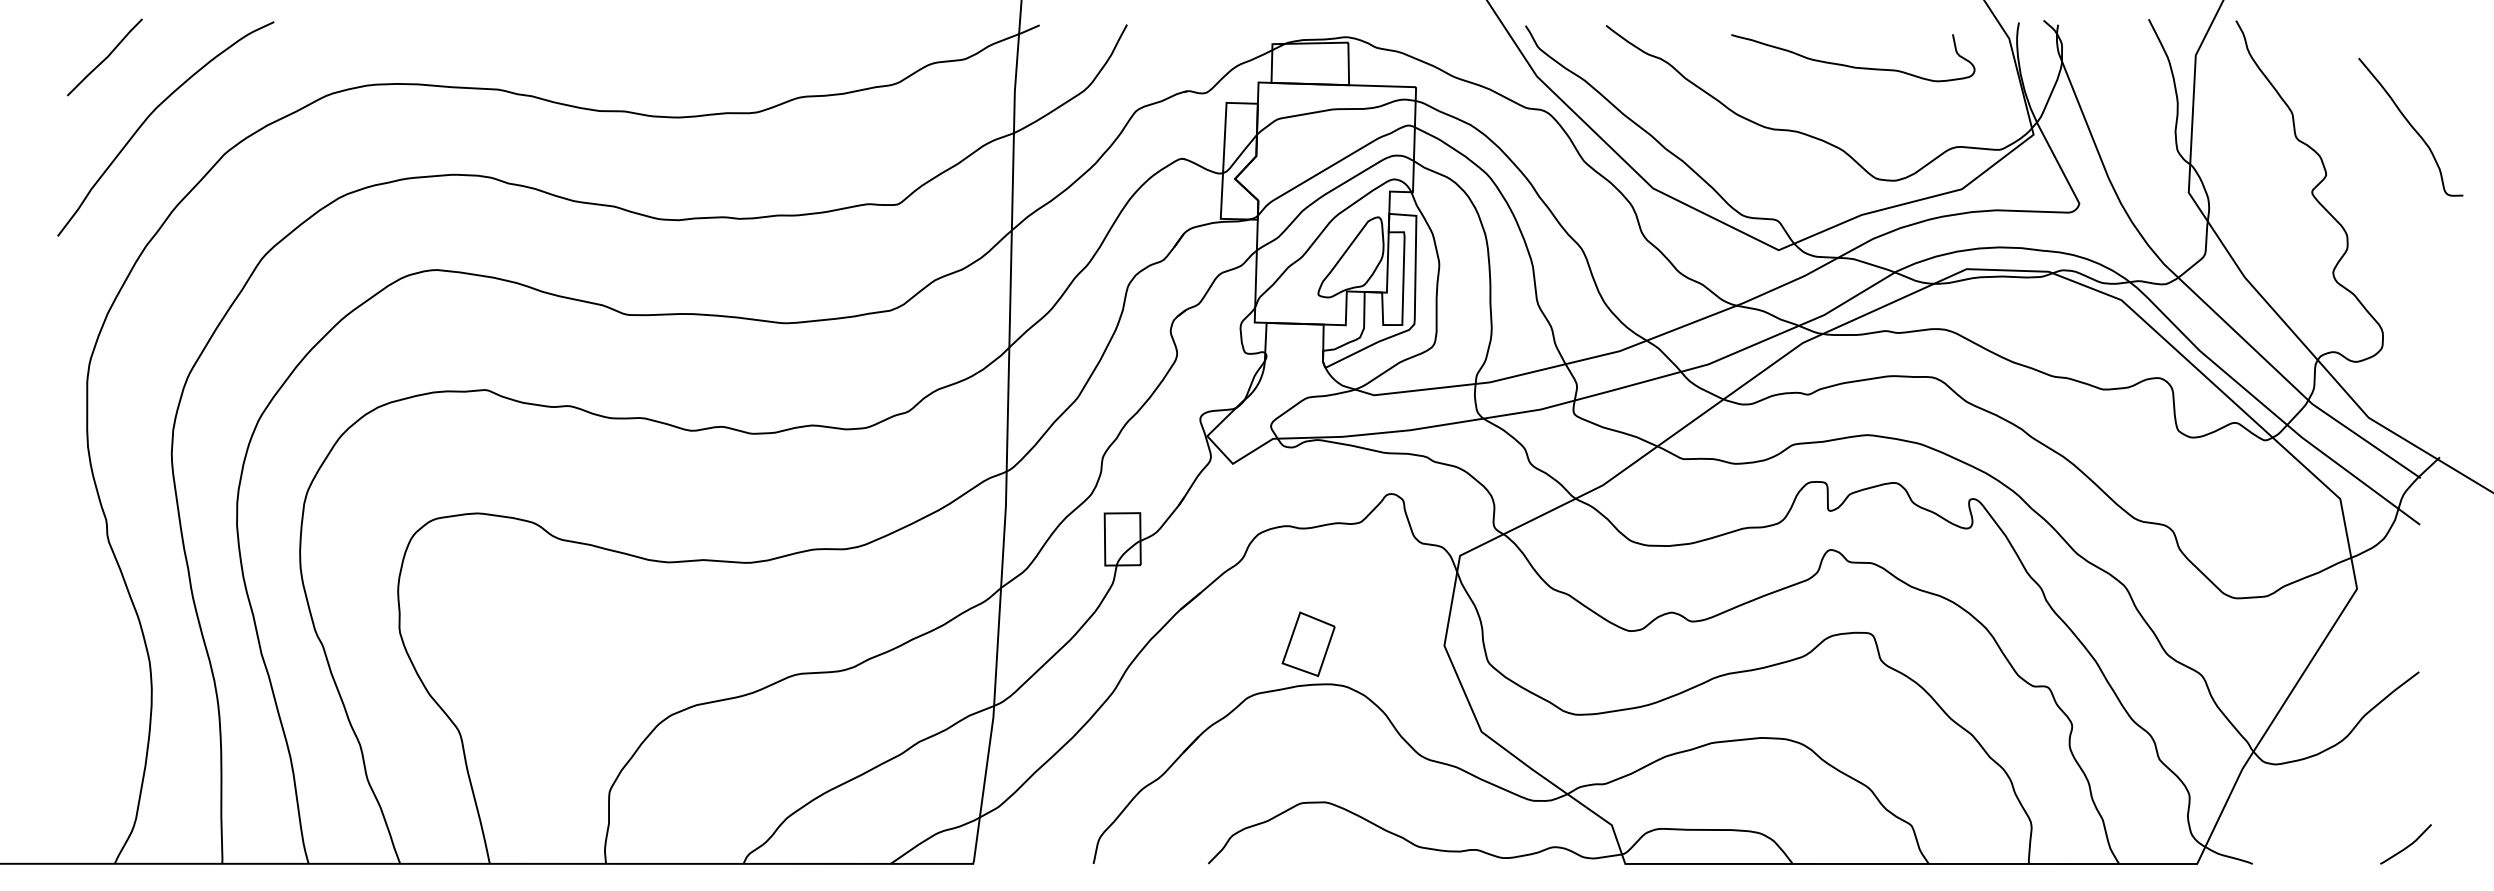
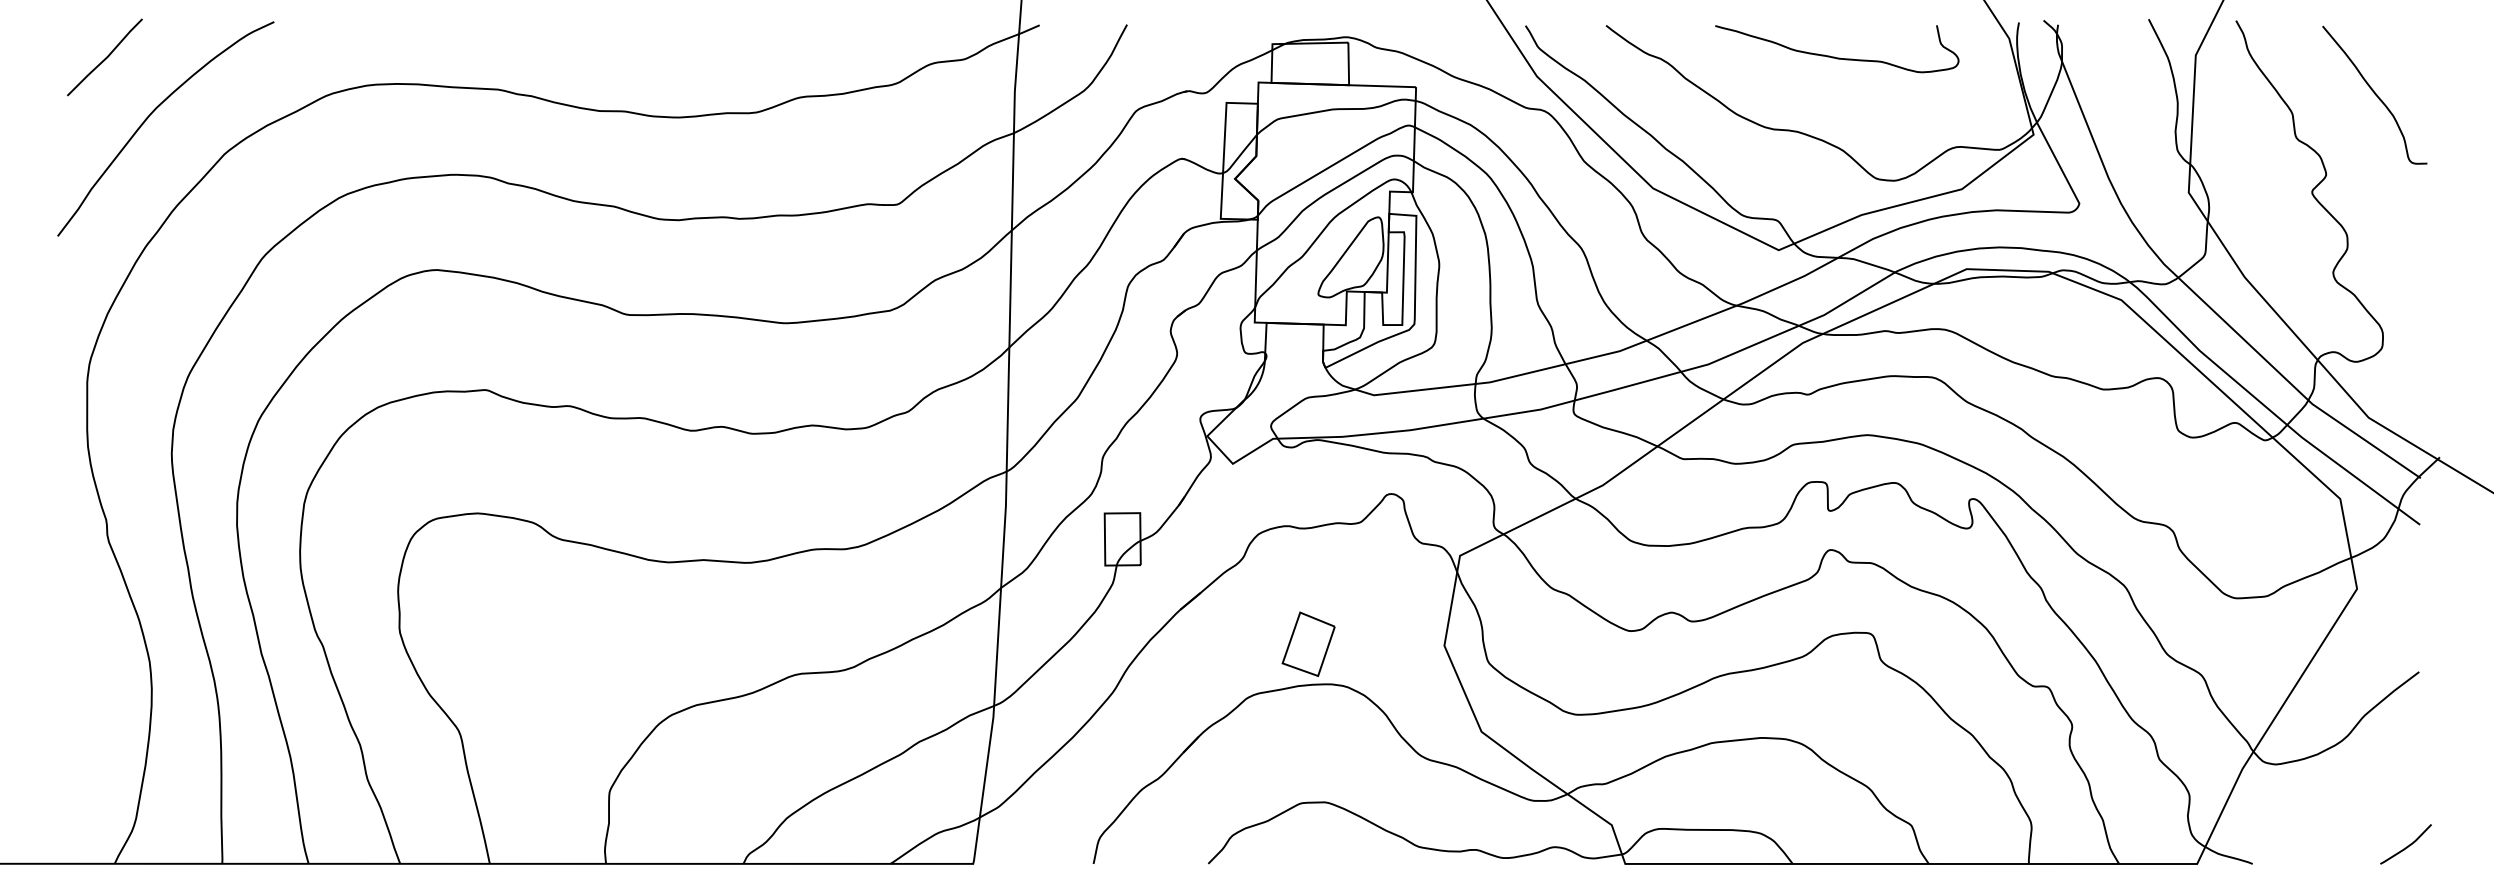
curve position: (1850, 65) -> (1834, 56) (1834, 56)
curve position: (2410, 126) -> (2374, 94) (2374, 94)
